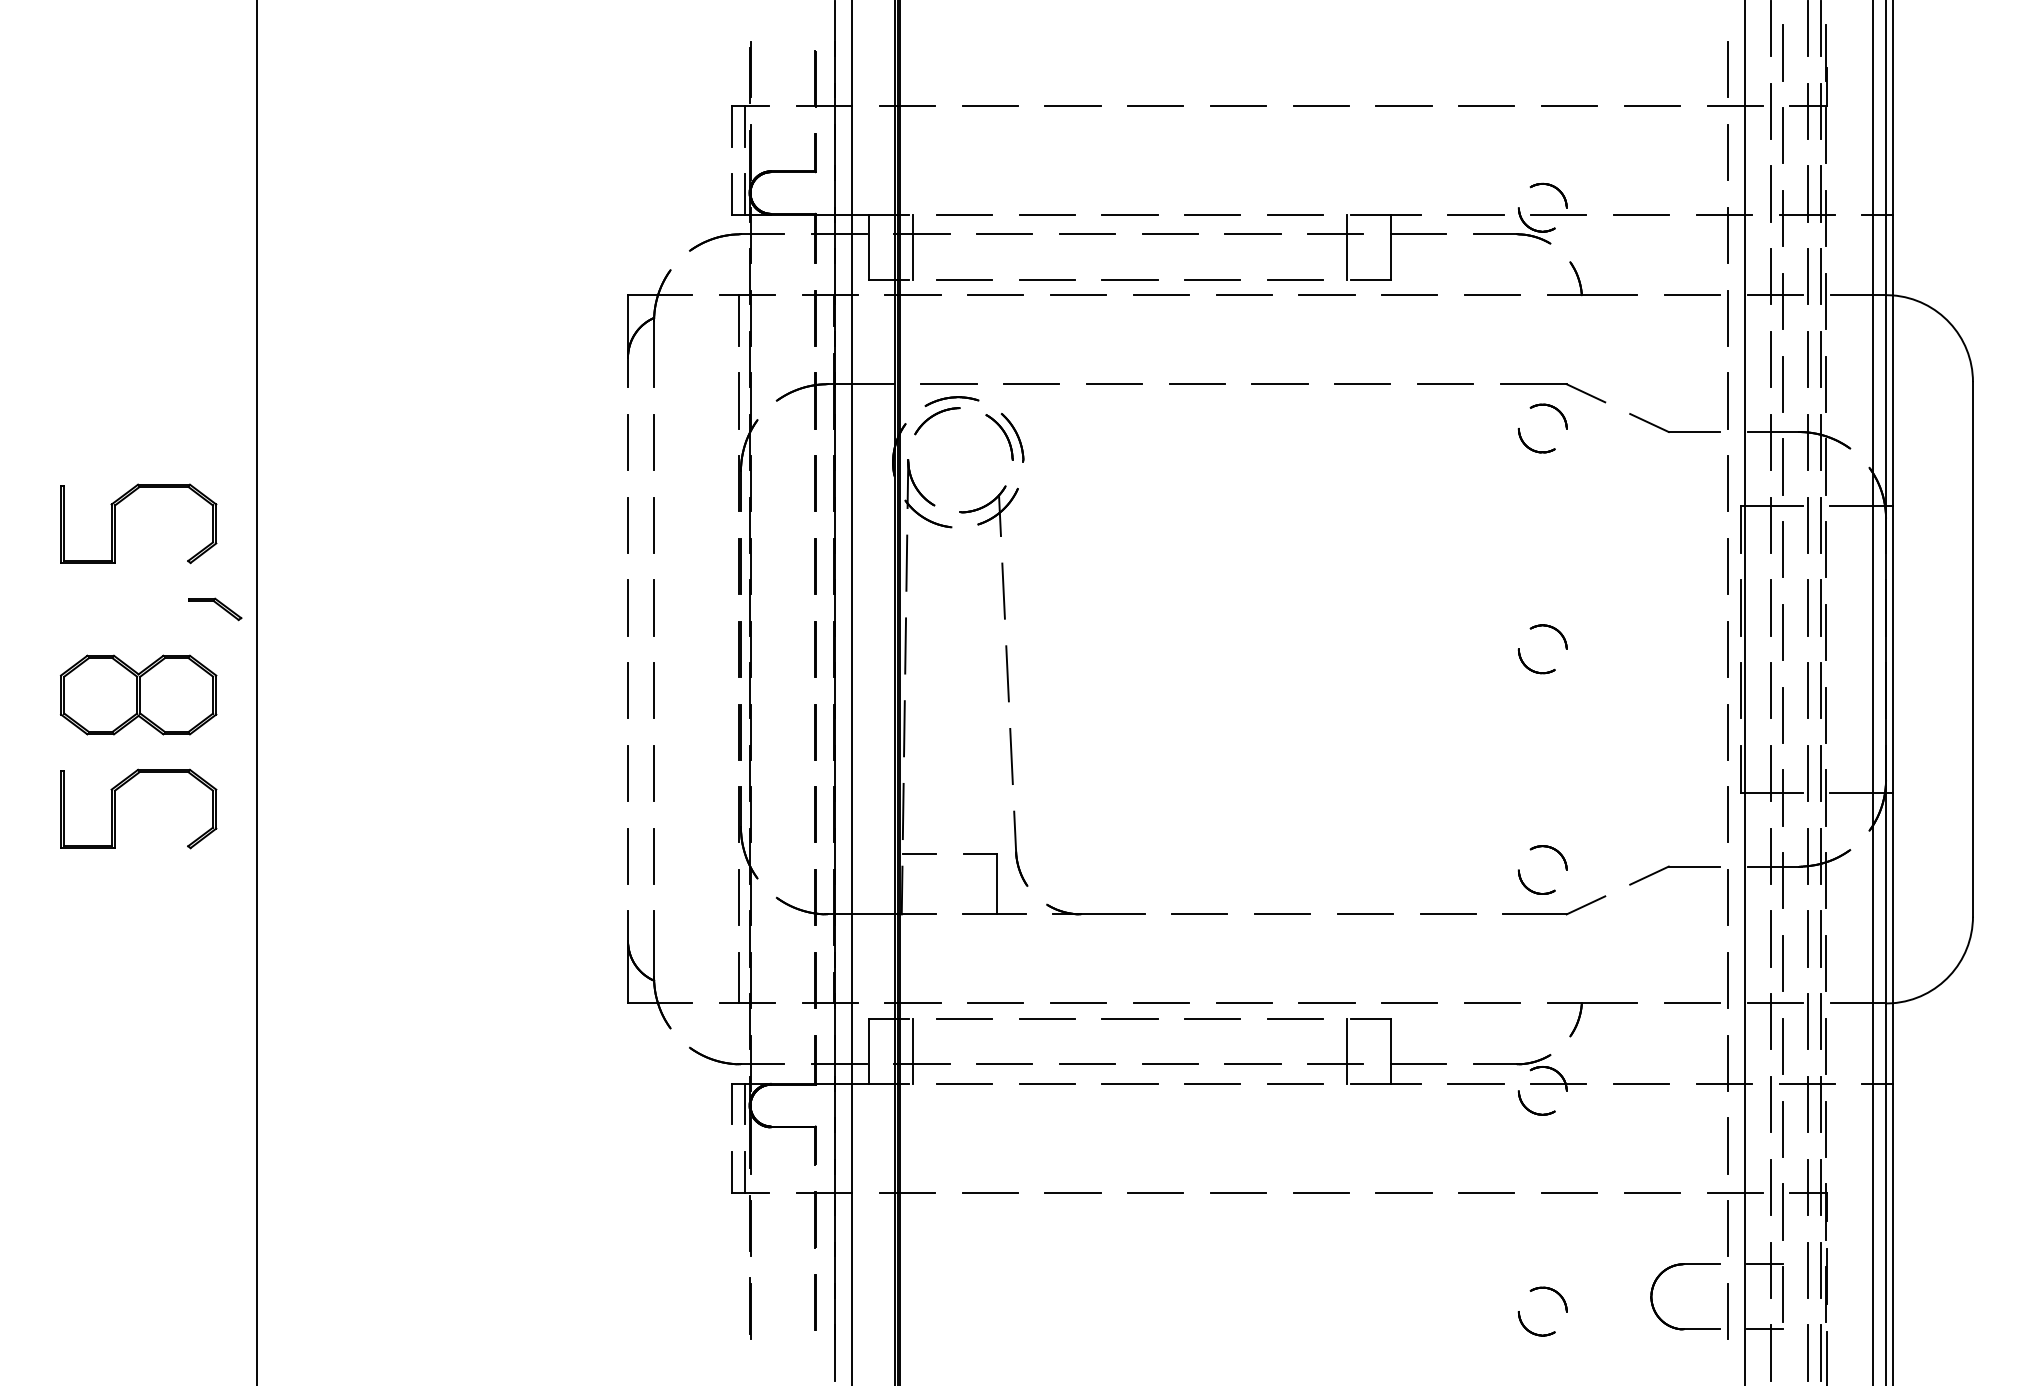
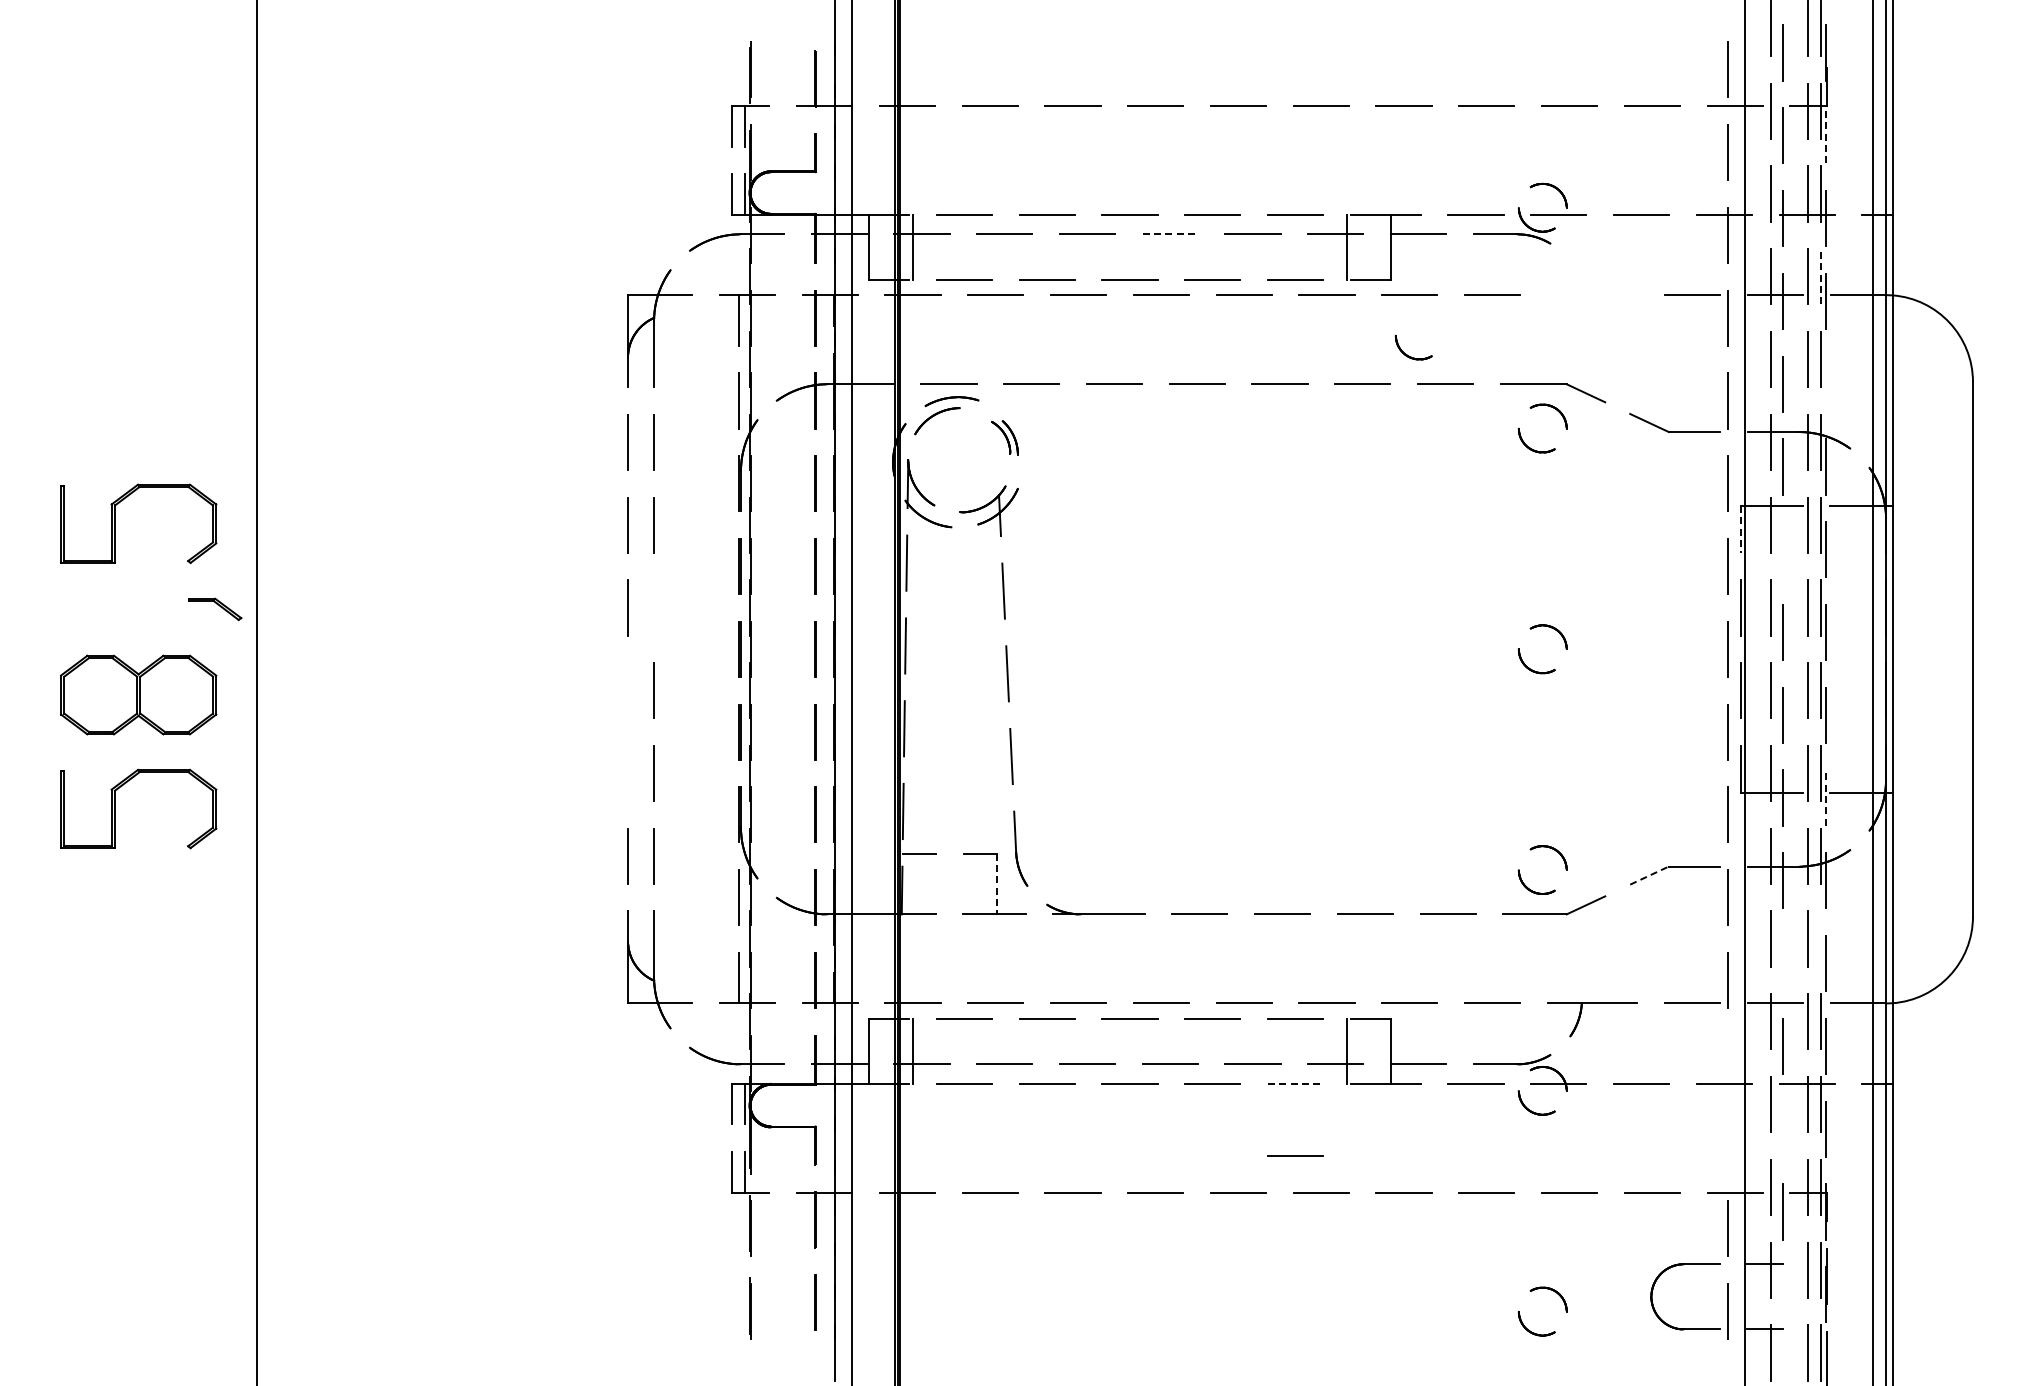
line: solid -> dashed (1826, 135)
line: solid -> dashed (1170, 234)
line: solid -> dashed (1820, 276)
part: present -> none (1581, 283)
part: none -> present (1409, 355)
line: present -> none (1826, 383)
part size: 40x50 px -> 28x36 px (1004, 437)
line: solid -> dashed (1740, 529)
line: present -> none (1782, 549)
line: present -> none (654, 607)
line: present -> none (628, 690)
line: present -> none (628, 773)
line: solid -> dashed (1826, 798)
line: solid -> dashed (1649, 875)
line: solid -> dashed (997, 884)
line: present -> none (1820, 938)
line: present -> none (1782, 963)
line: present -> none (1727, 1062)
line: solid -> dashed (1295, 1083)
line: present -> none (1782, 1128)
line: present -> none (1727, 1145)
line: none -> present (1295, 1155)
line: present -> none (1782, 1294)
